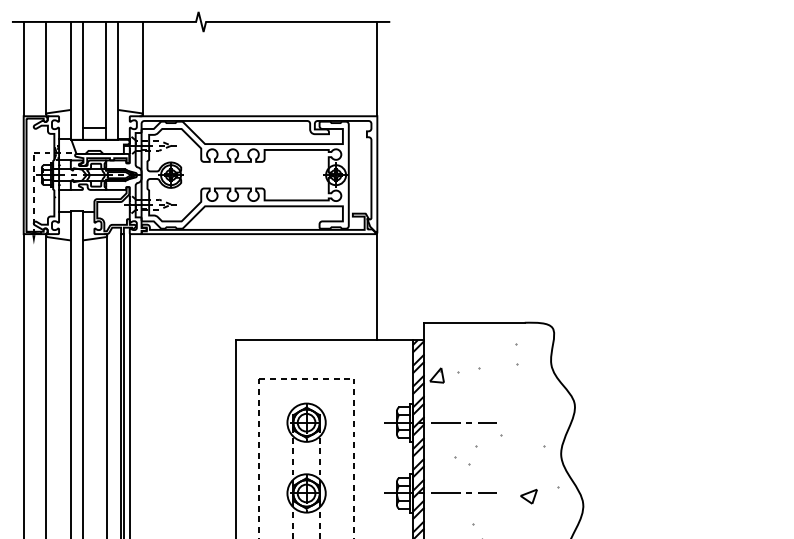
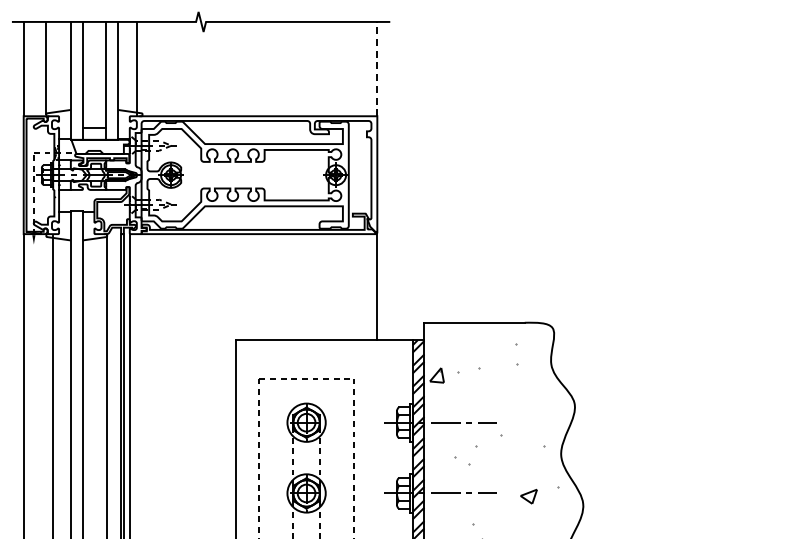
line position: (142, 68) -> (136, 68) (136, 68)
line: solid -> dashed (377, 68)
line position: (46, 385) -> (53, 385) (53, 385)
